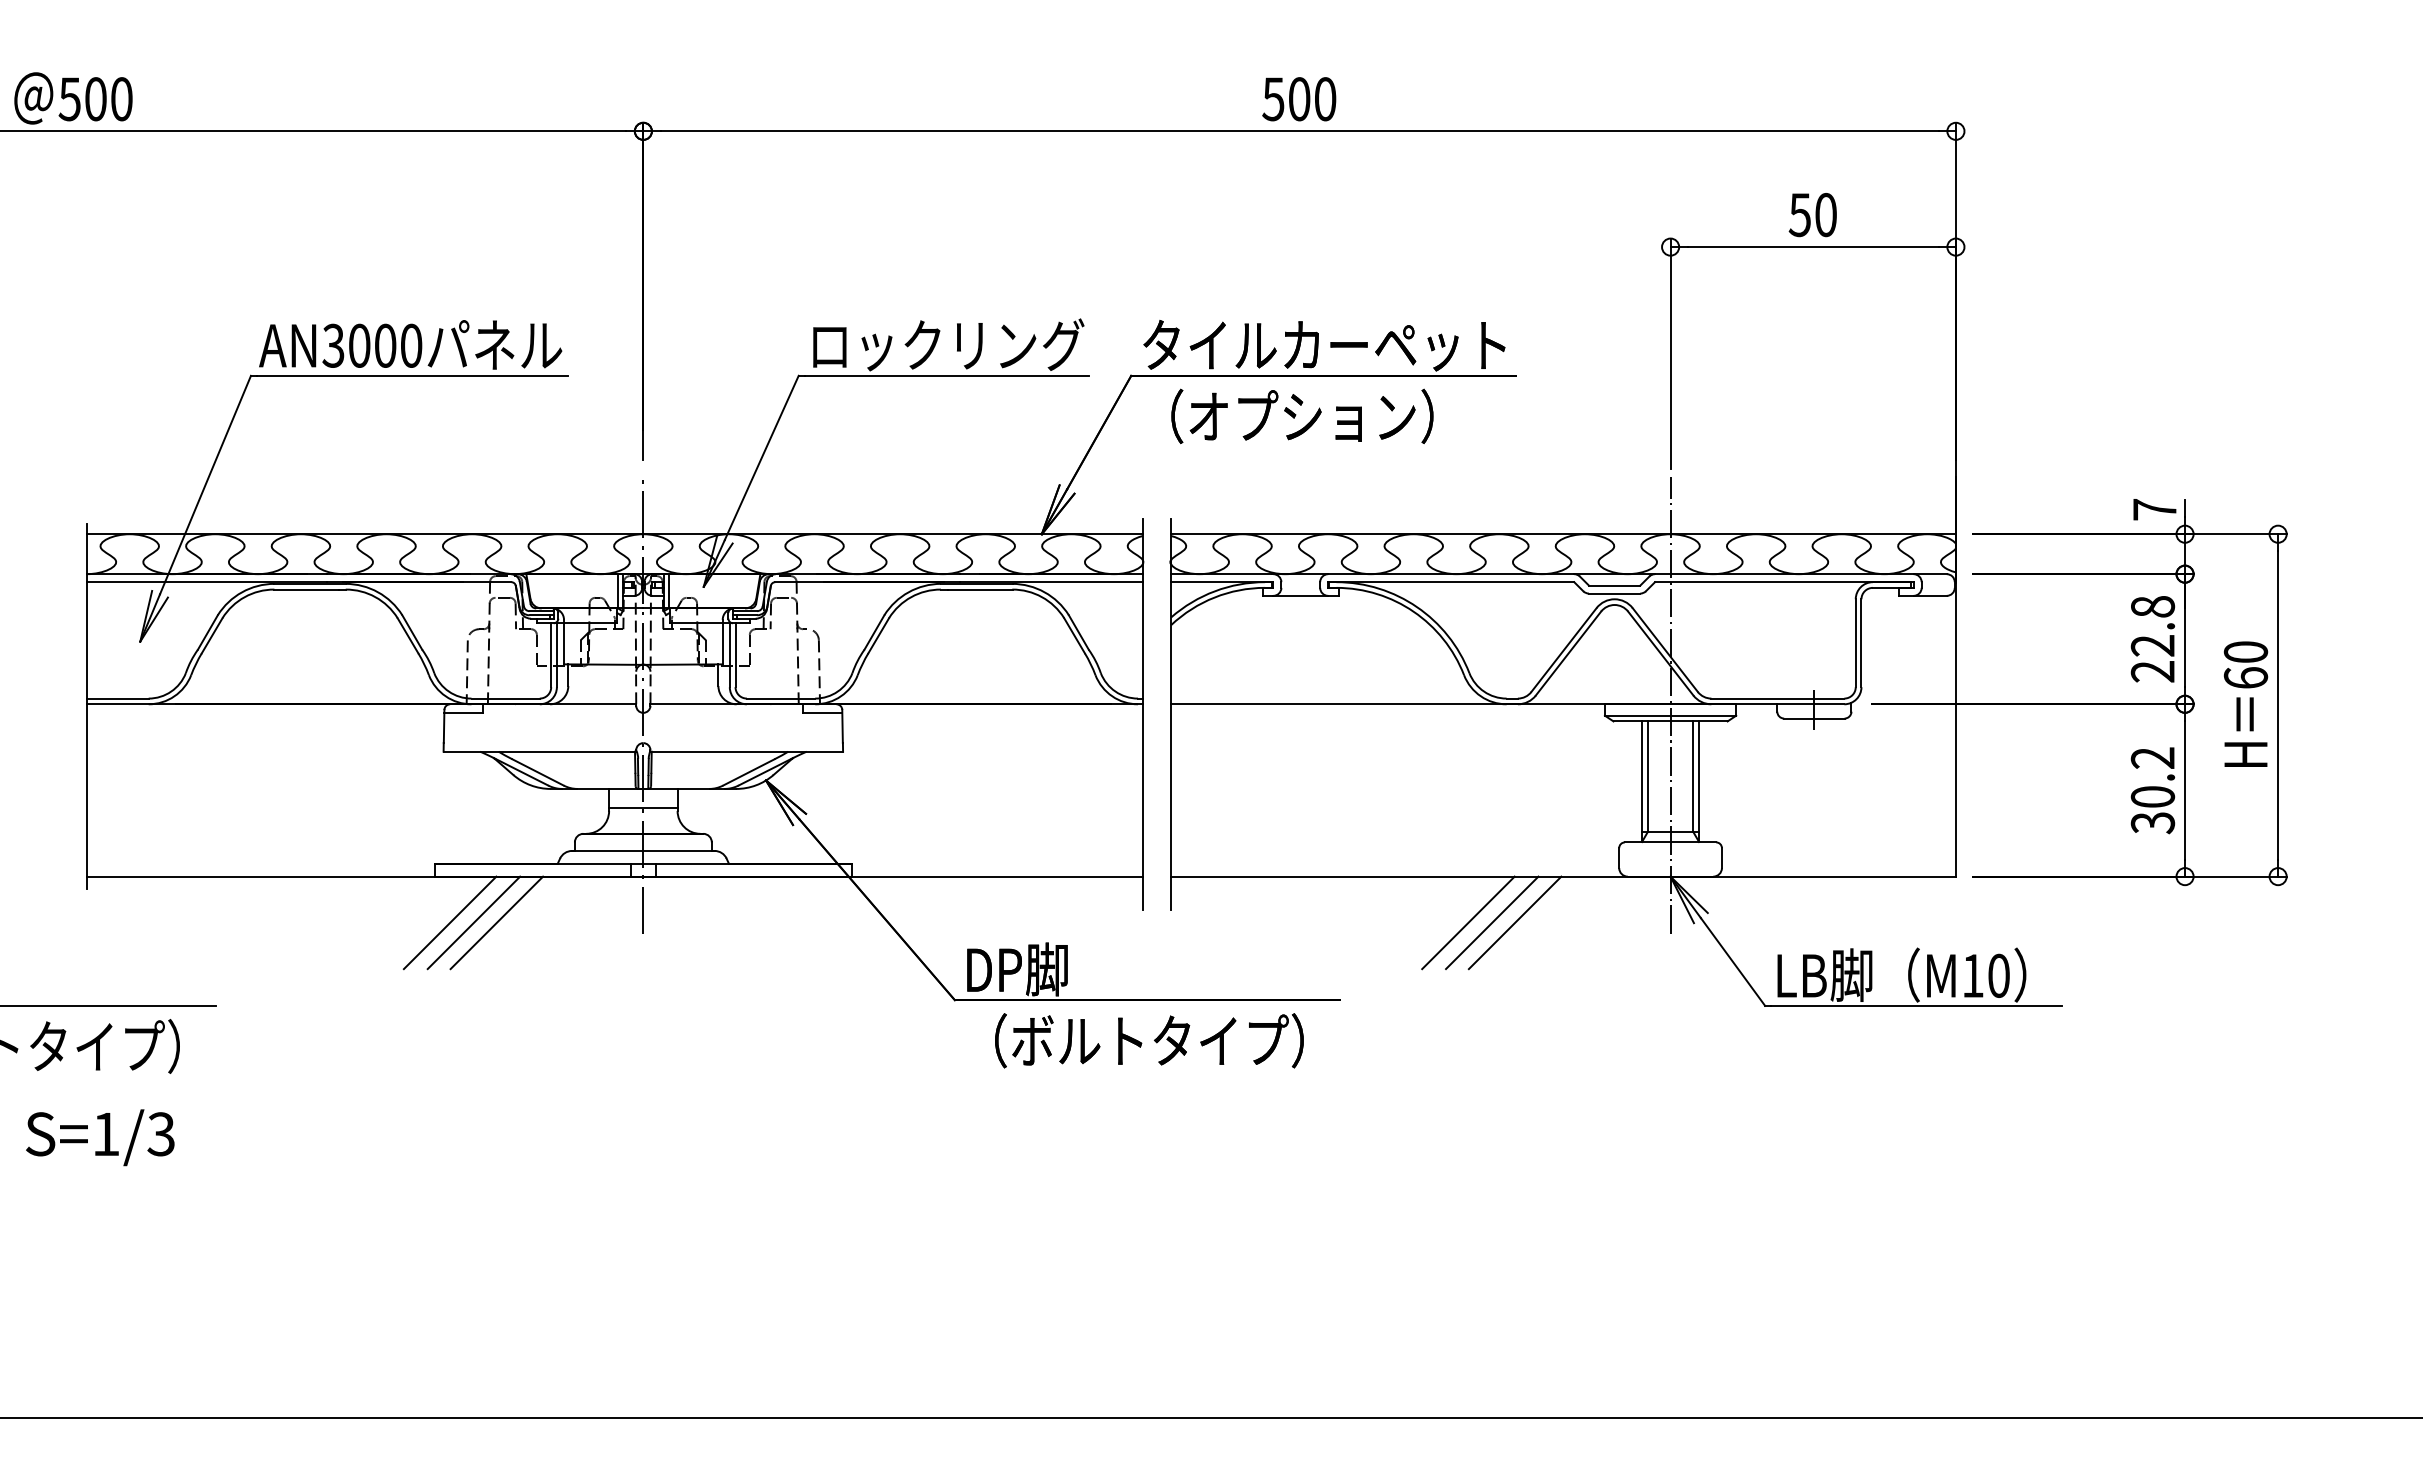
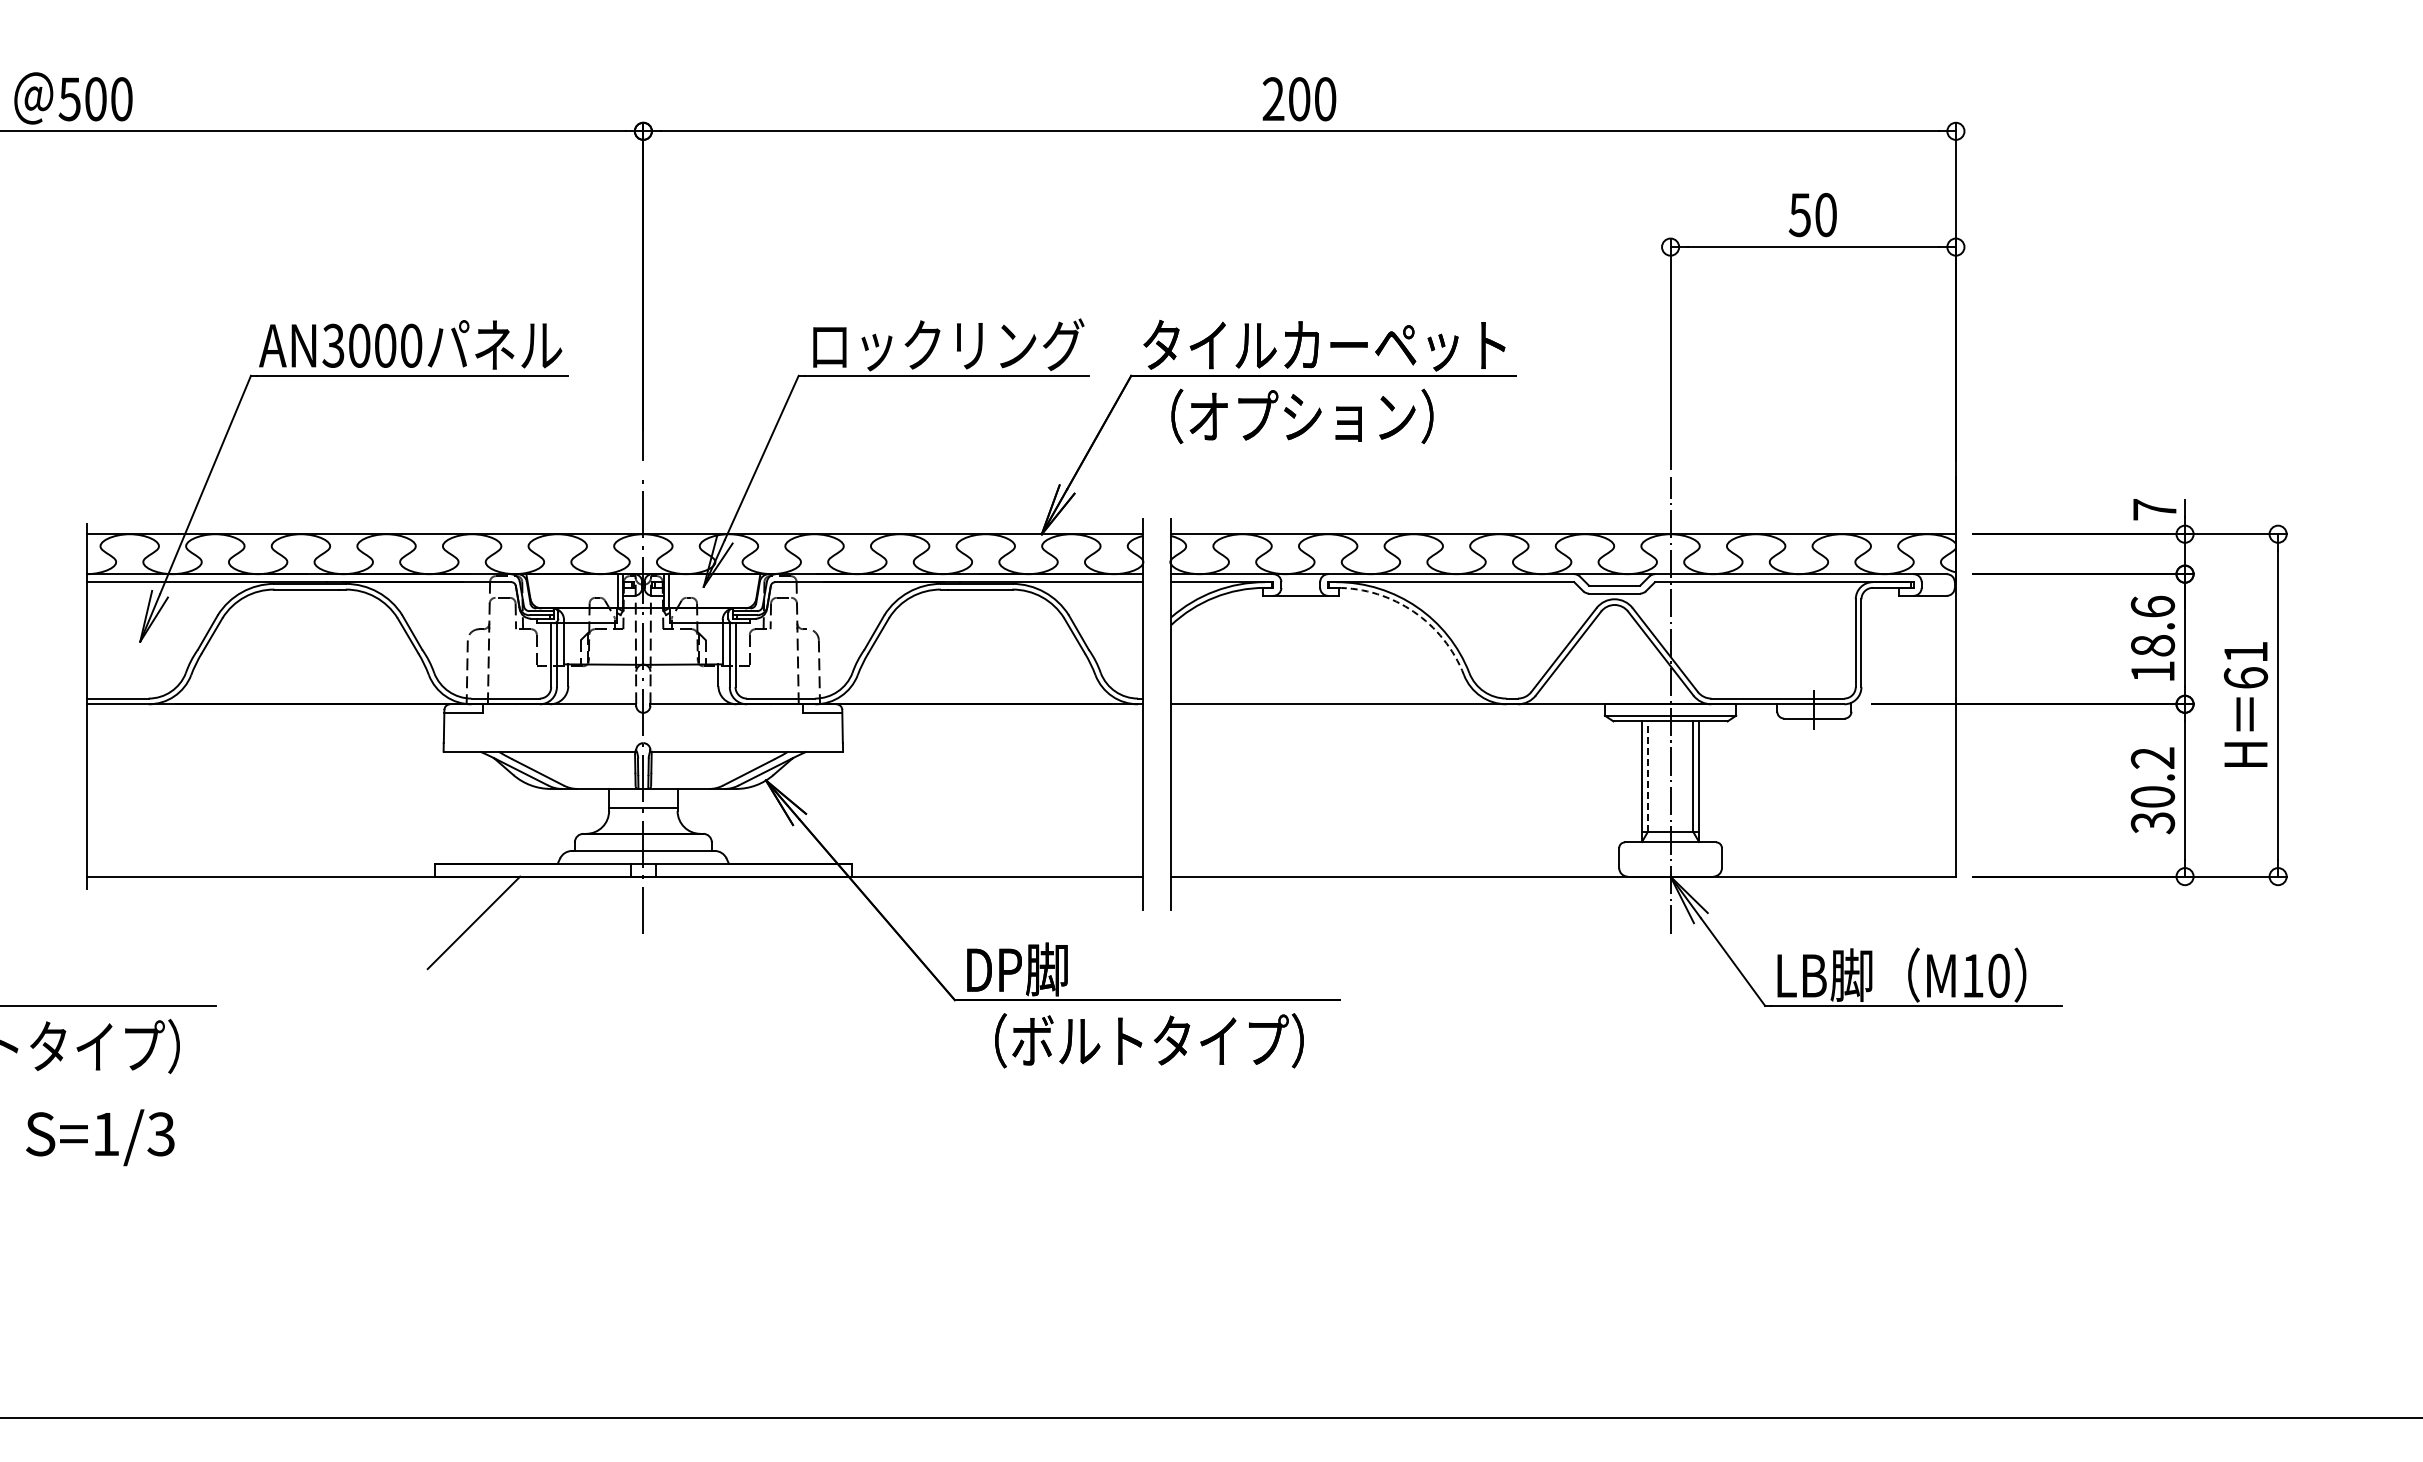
text: 500 -> 200 (1273, 99)
arc: solid -> dashed (1413, 611)
text: 22.8 -> 18.6 (2152, 638)
text: 60 -> 61 (2245, 651)
line: solid -> dashed (1647, 776)
line: present -> none (449, 922)
line: present -> none (496, 922)
line: present -> none (1468, 922)
line: present -> none (1492, 922)
line: present -> none (1514, 922)
